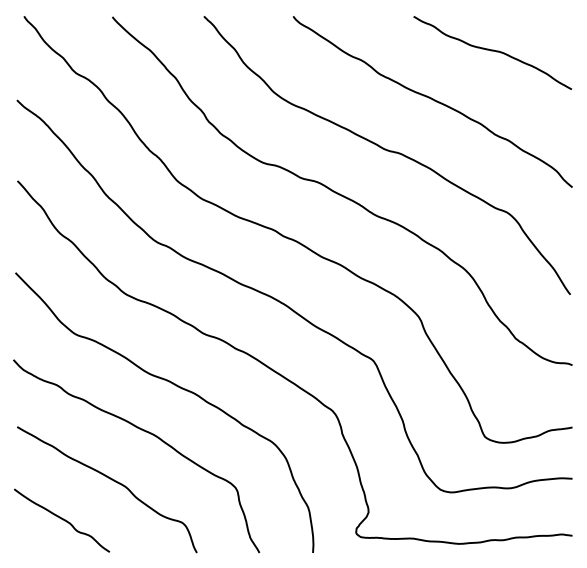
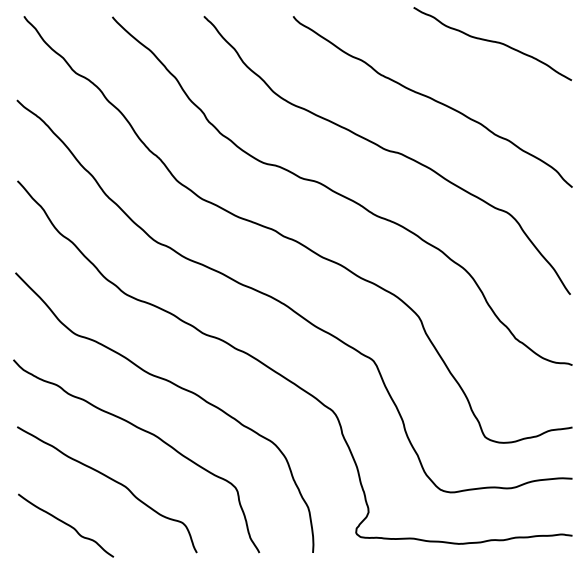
curve position: (492, 51) -> (492, 42) (492, 42)
curve position: (62, 519) -> (66, 524) (66, 524)
